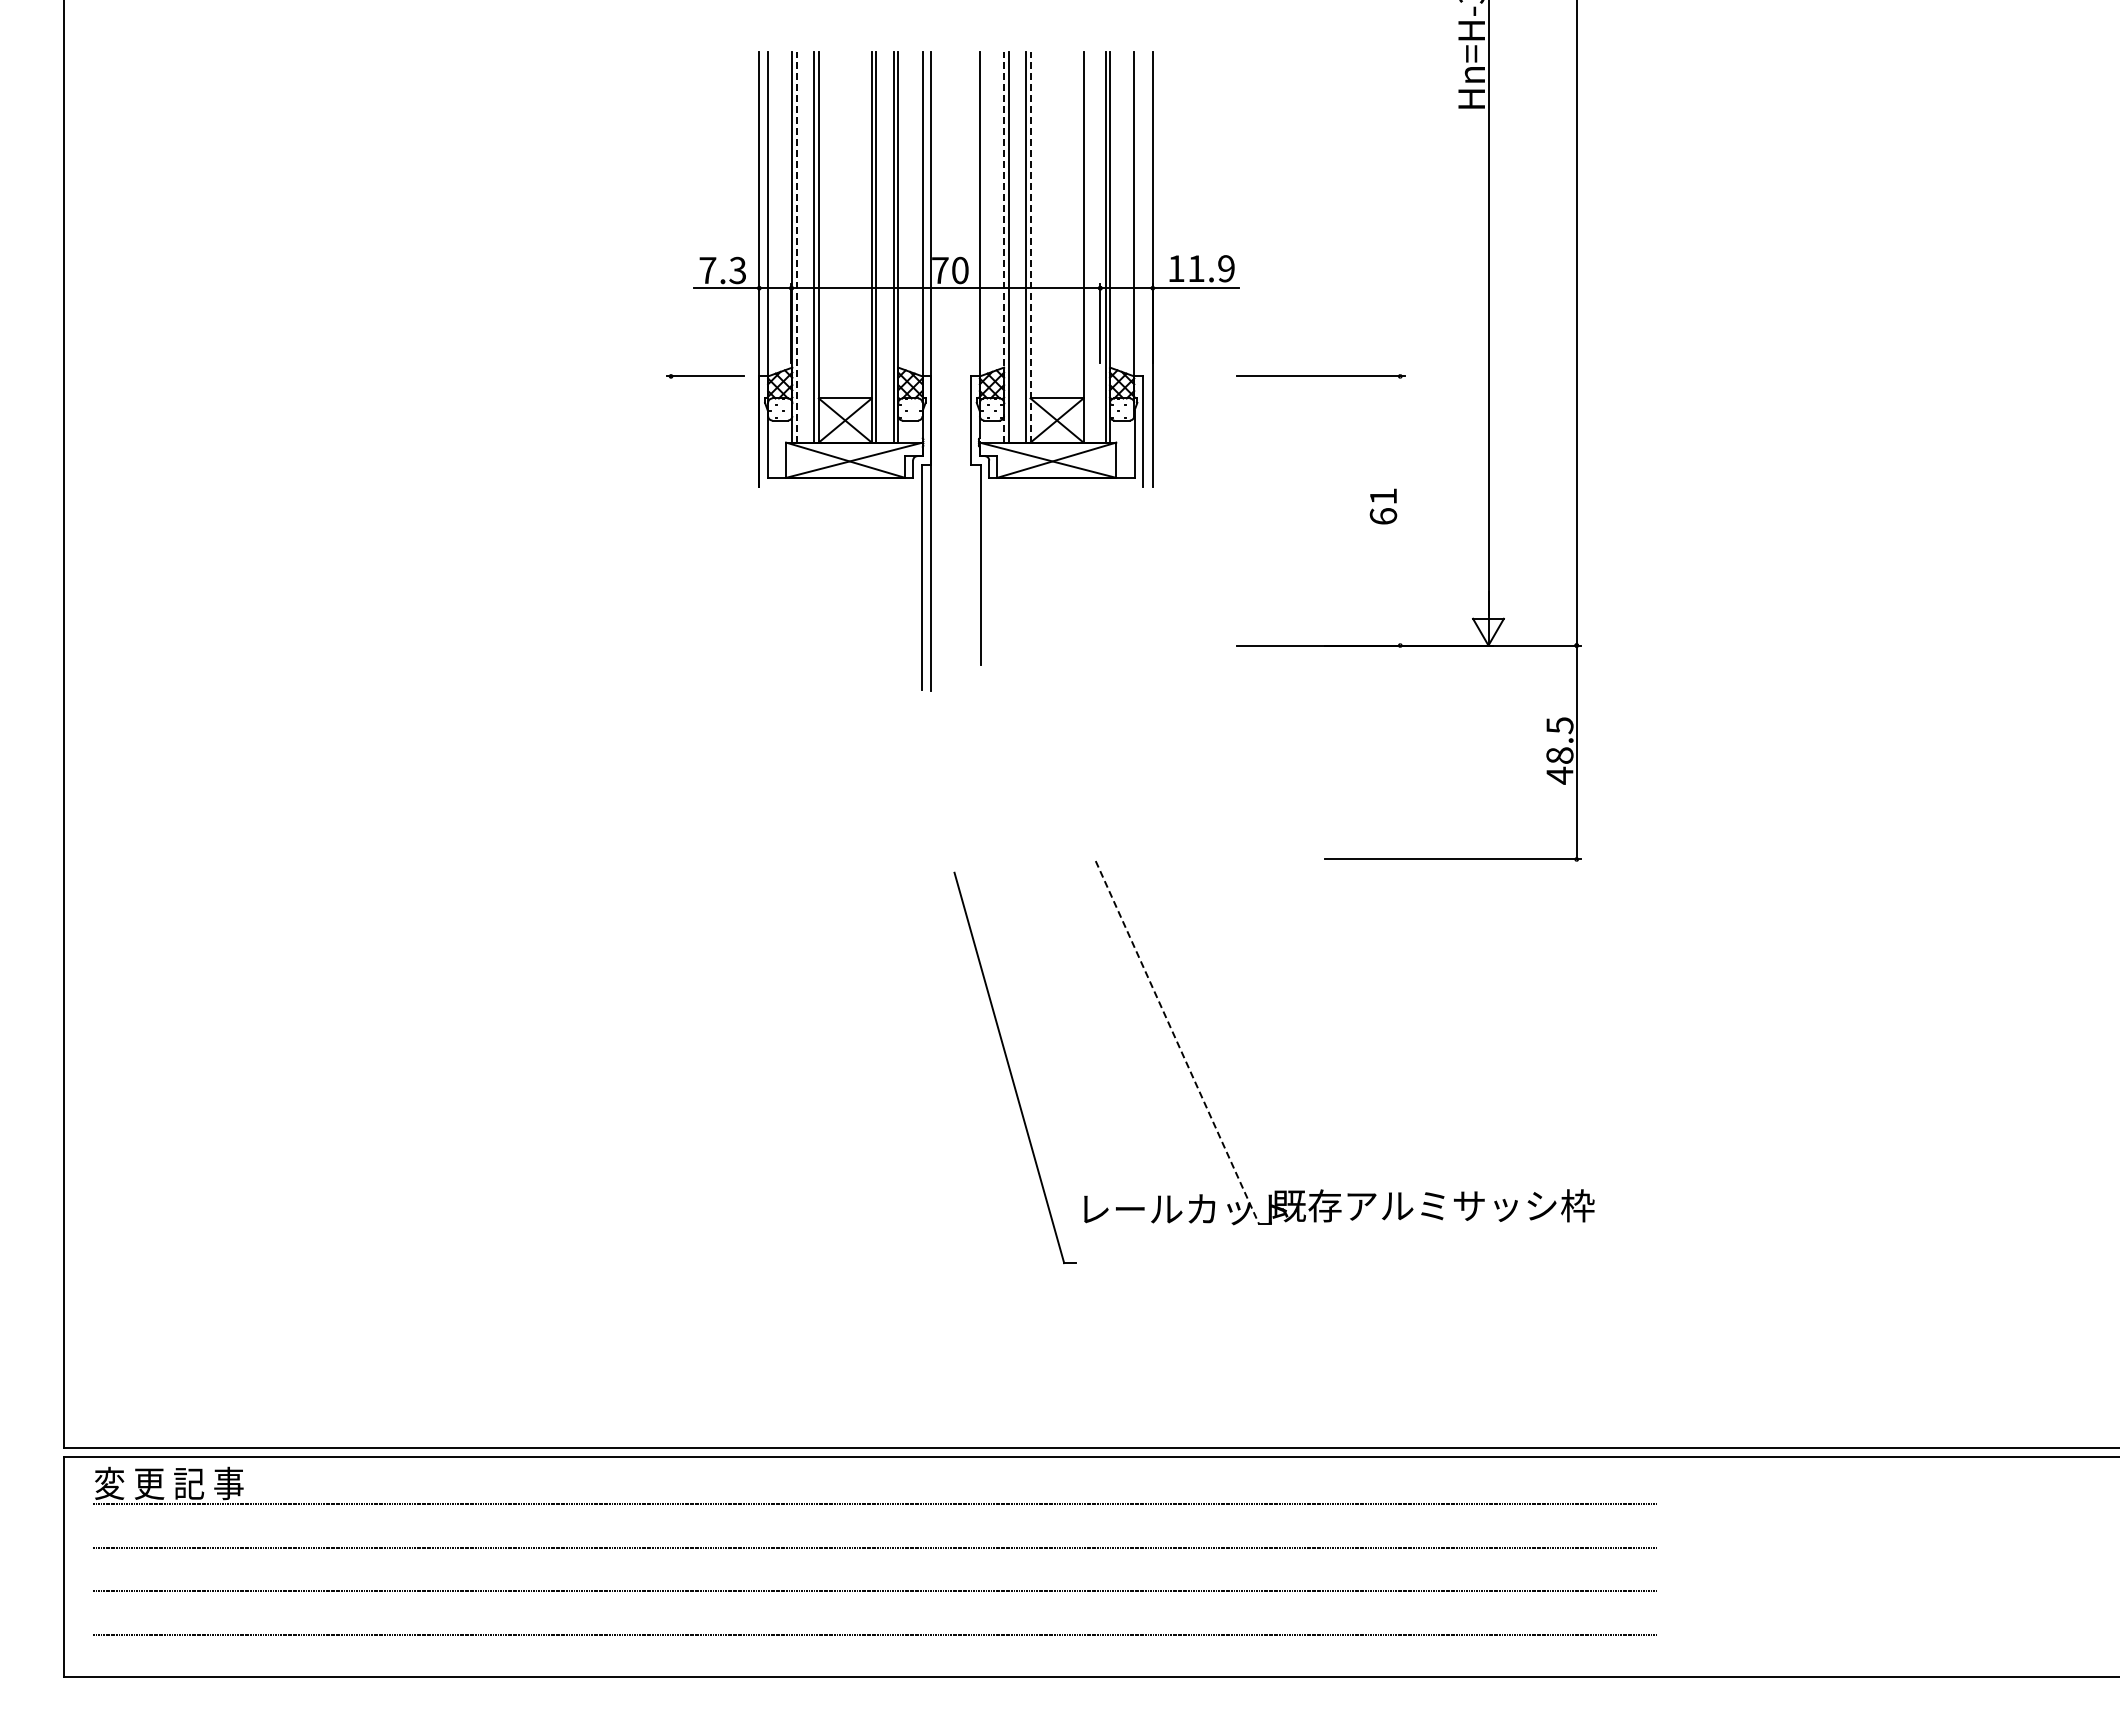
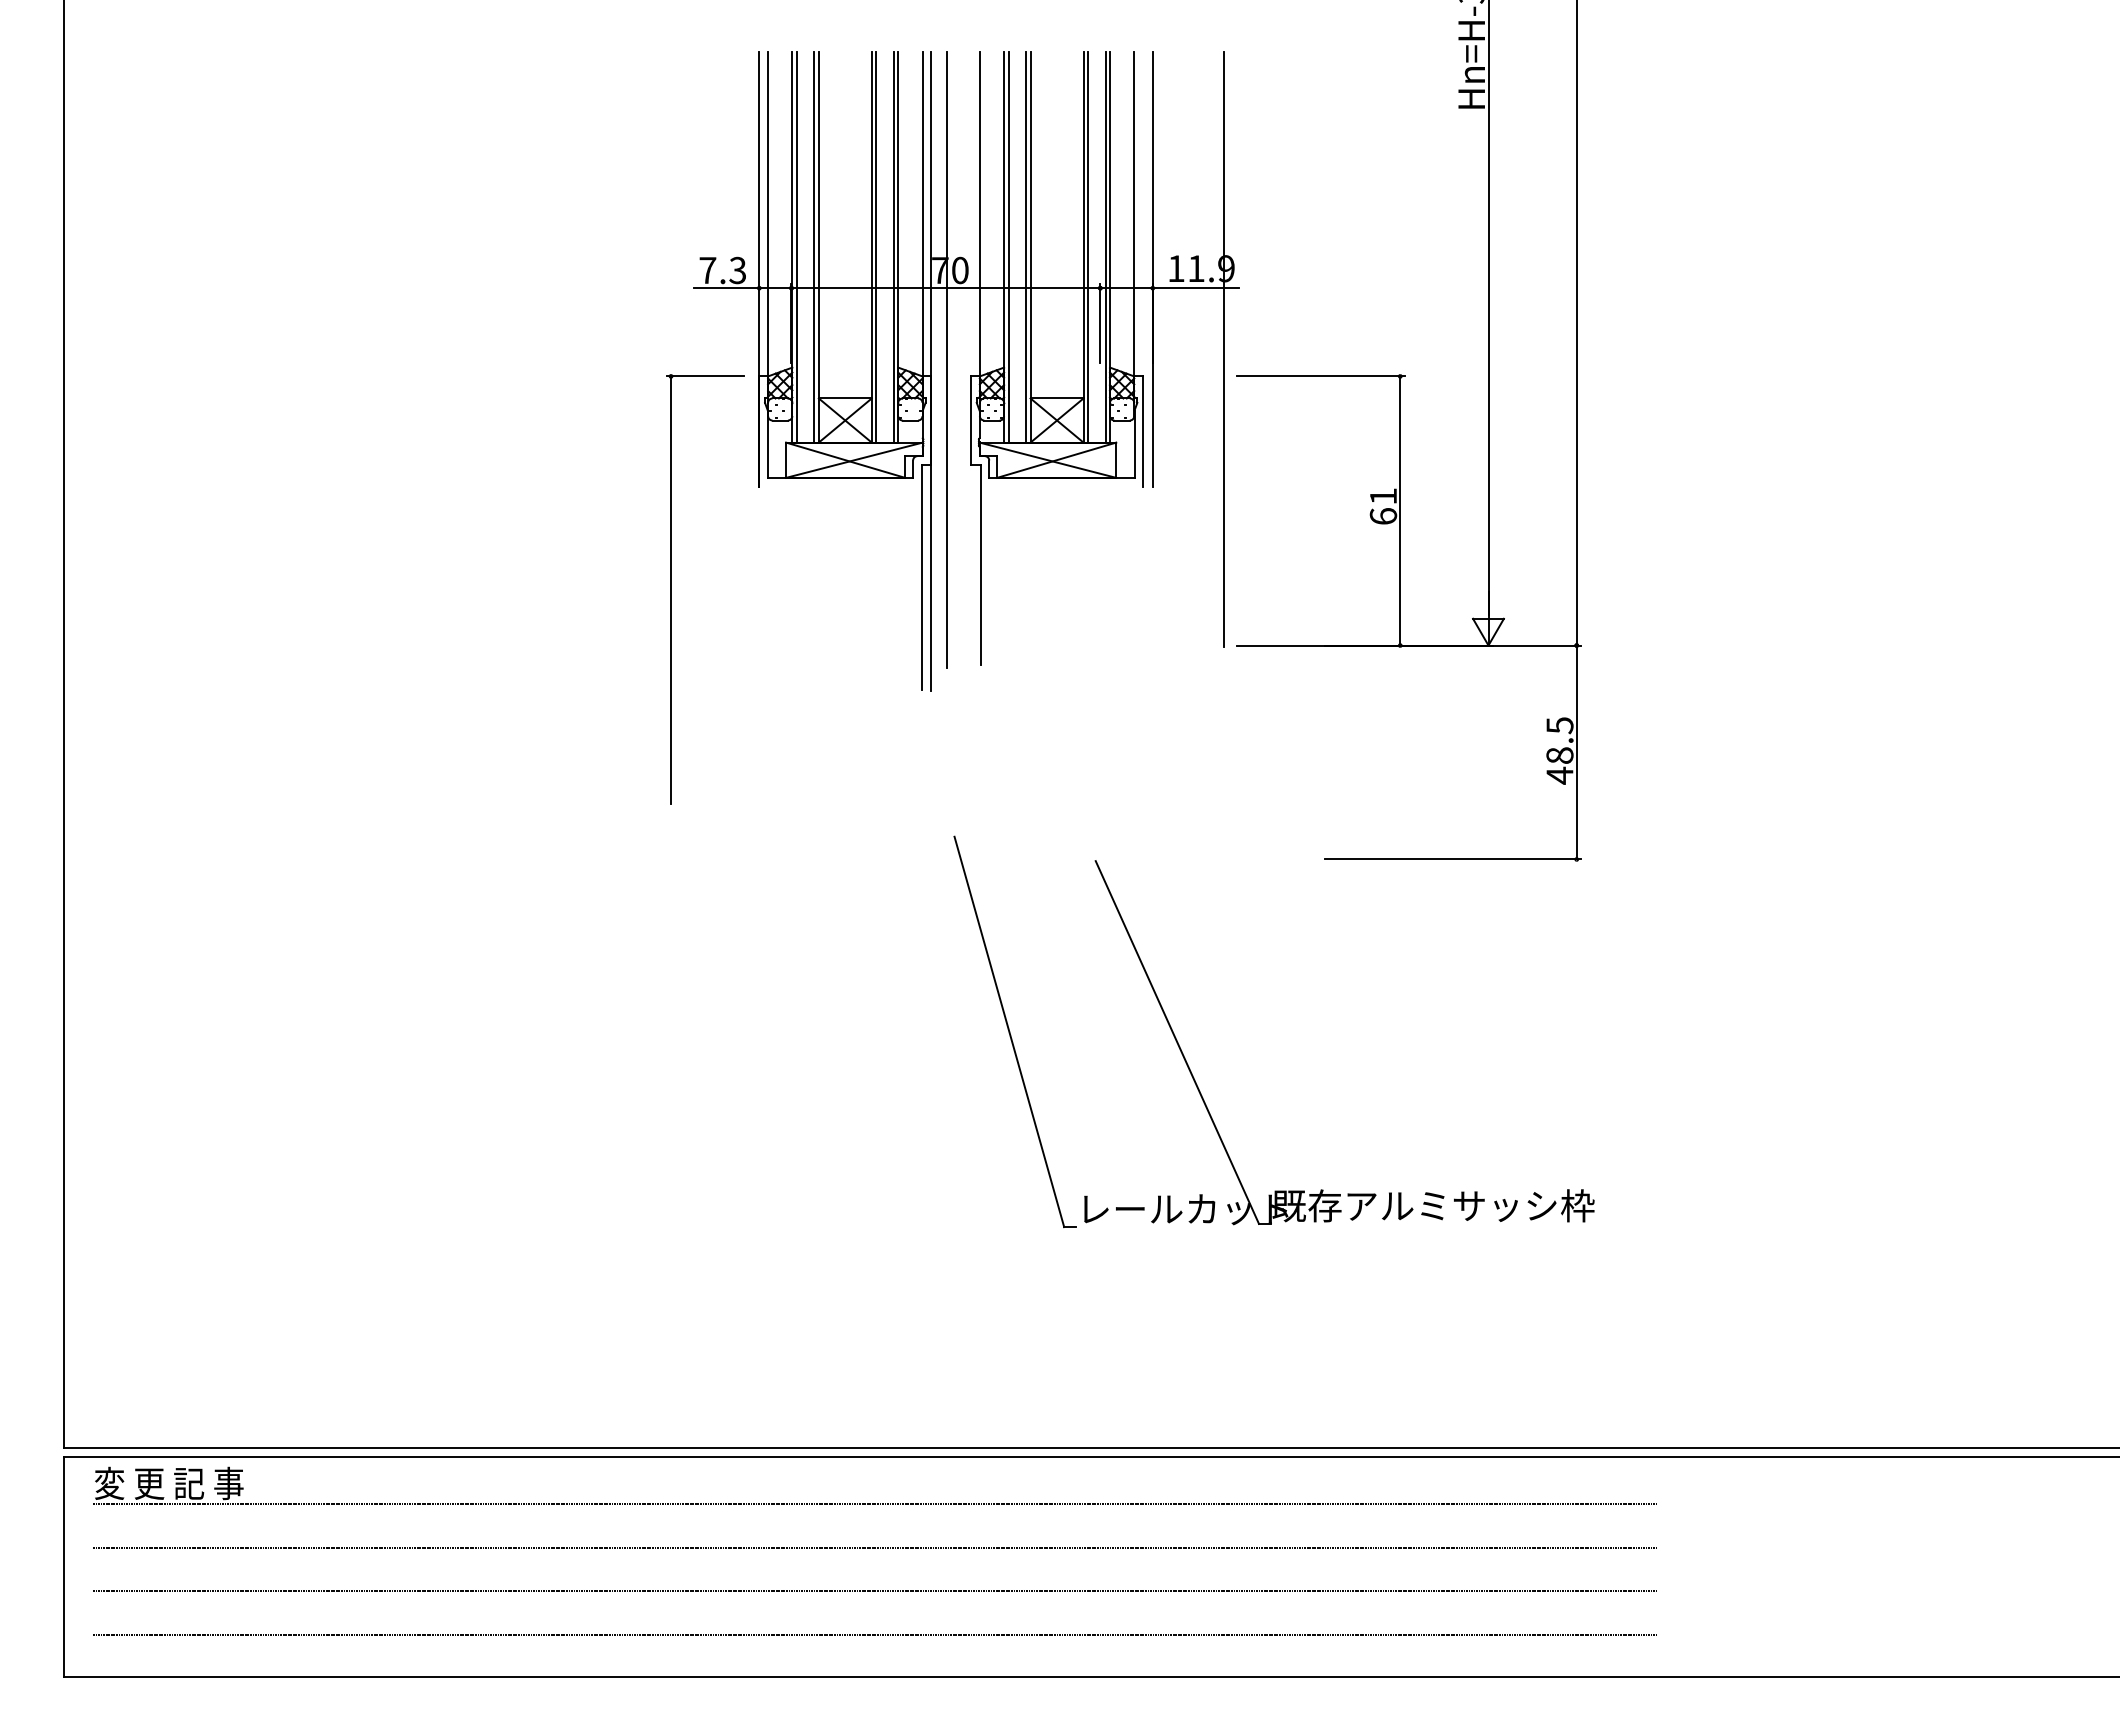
line: dashed -> solid (796, 246)
line: dashed -> solid (1004, 246)
line: dashed -> solid (1030, 246)
line: none -> present (1087, 247)
line: none -> present (1223, 349)
line: none -> present (946, 359)
line: none -> present (1400, 510)
line: none -> present (671, 590)
line: dashed -> solid (1177, 1042)
part position: (1014, 1067) -> (1014, 1031) (1014, 1031)
